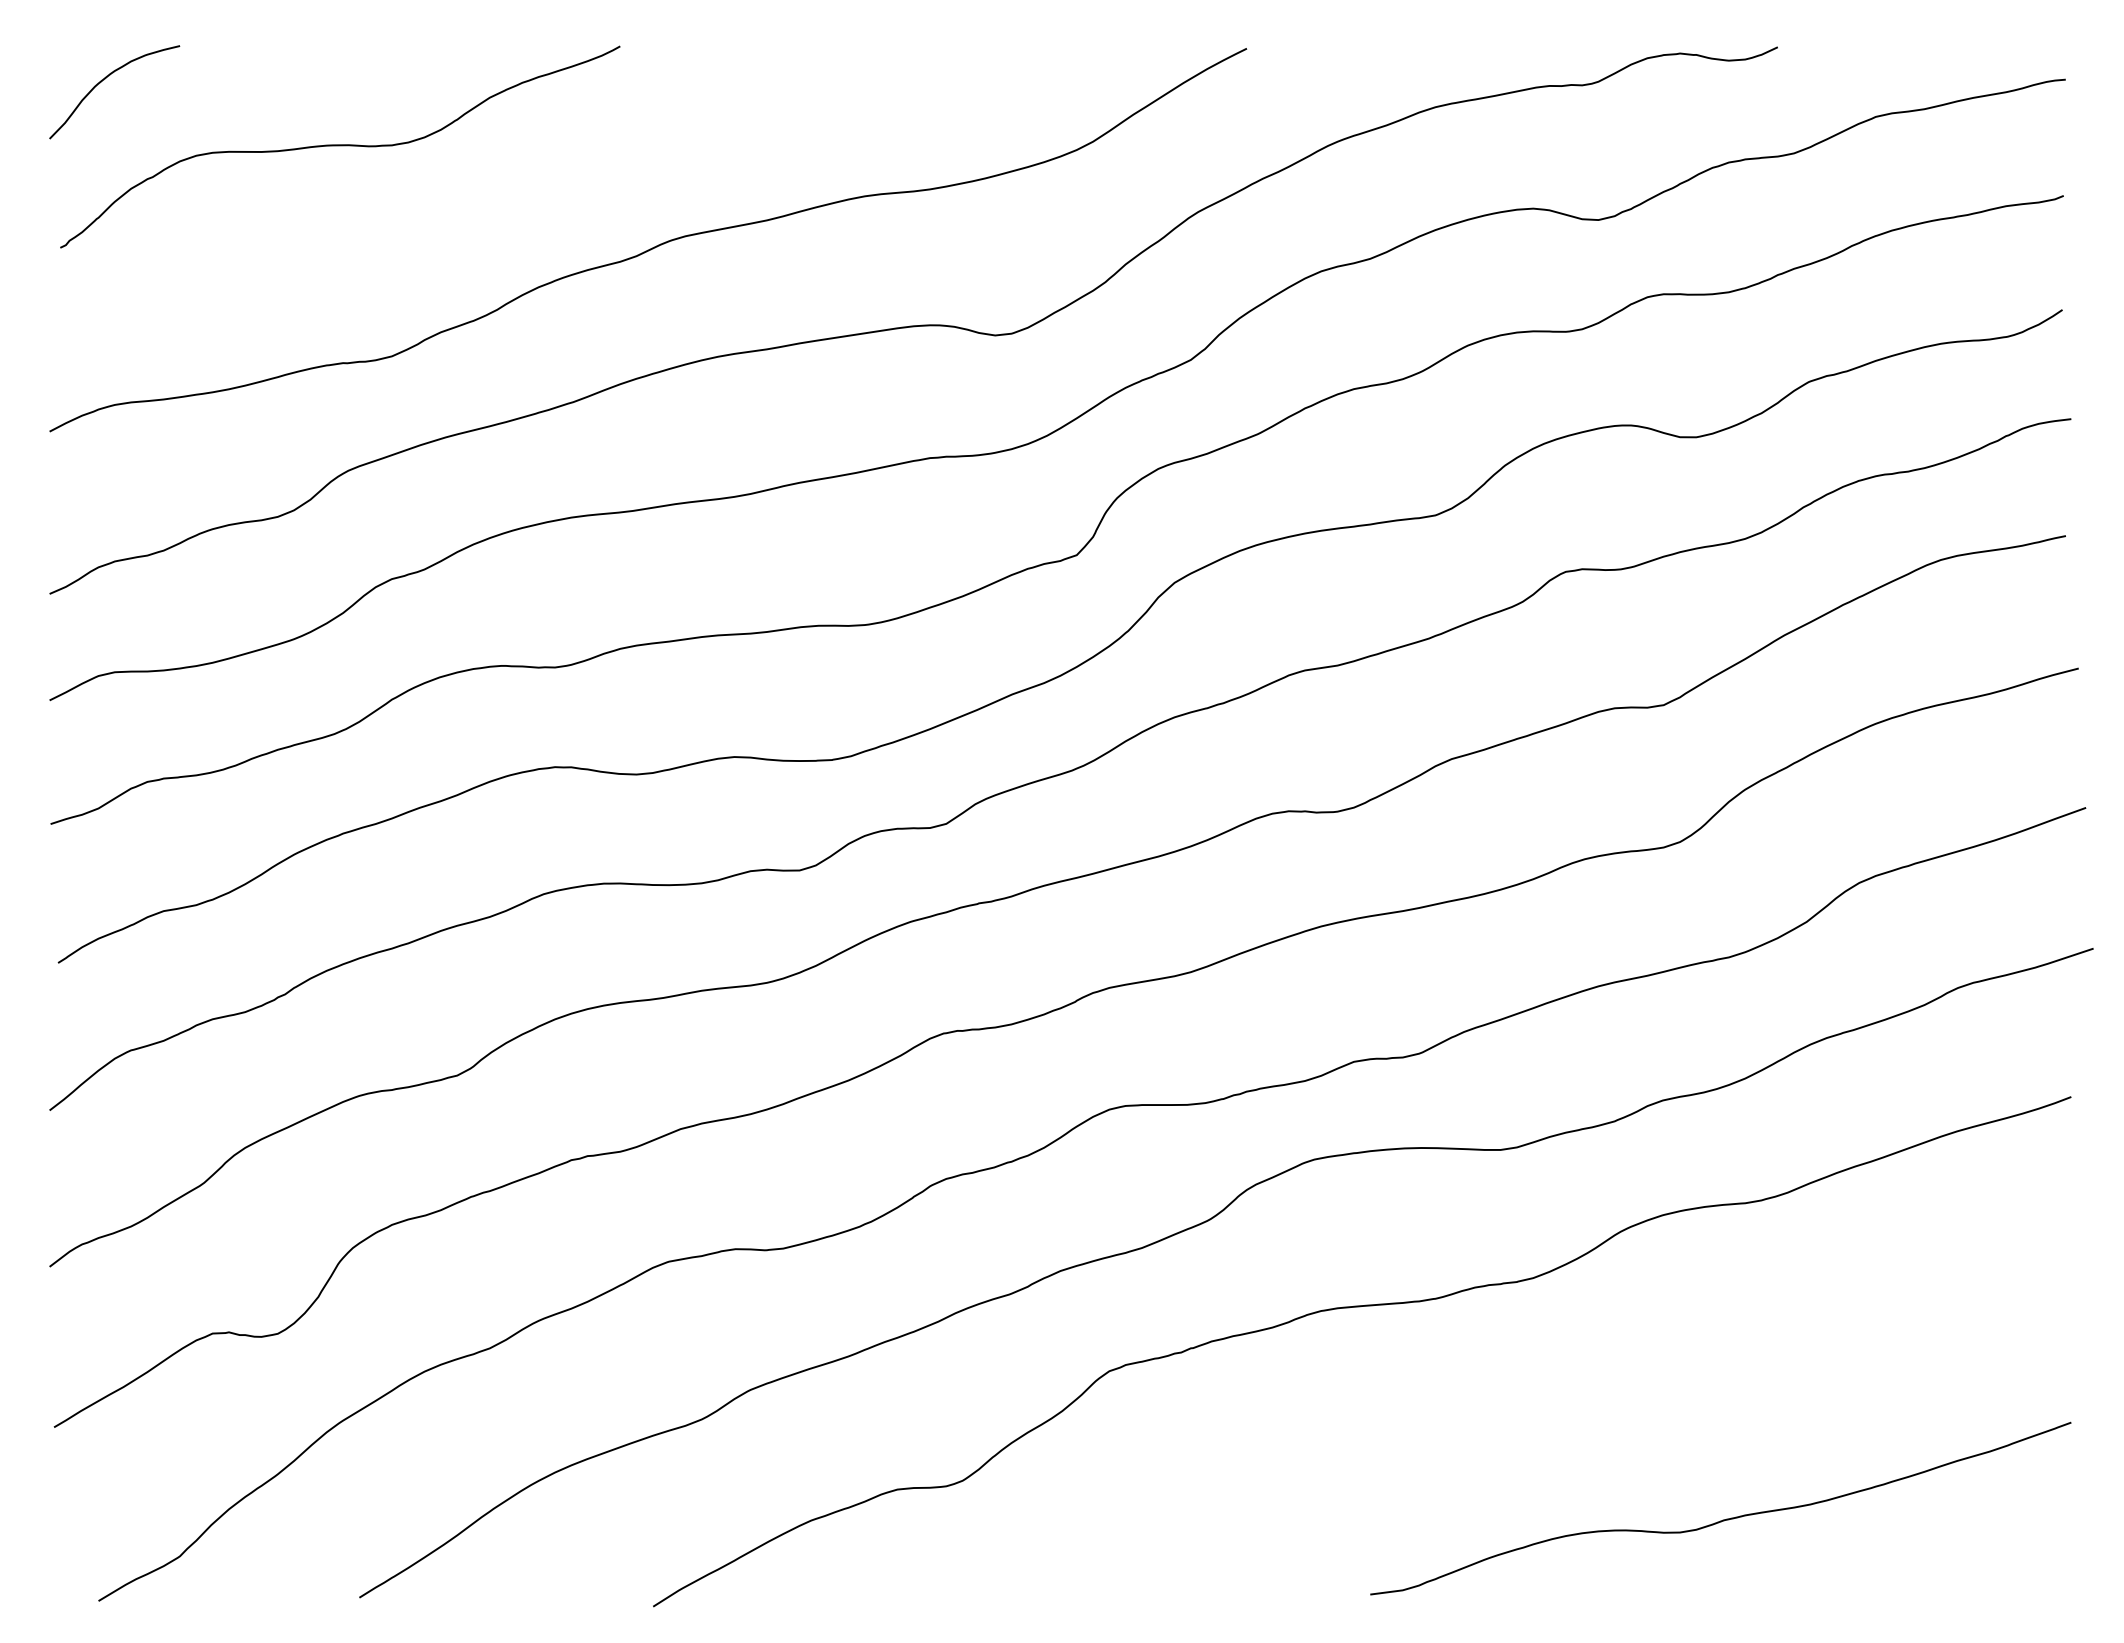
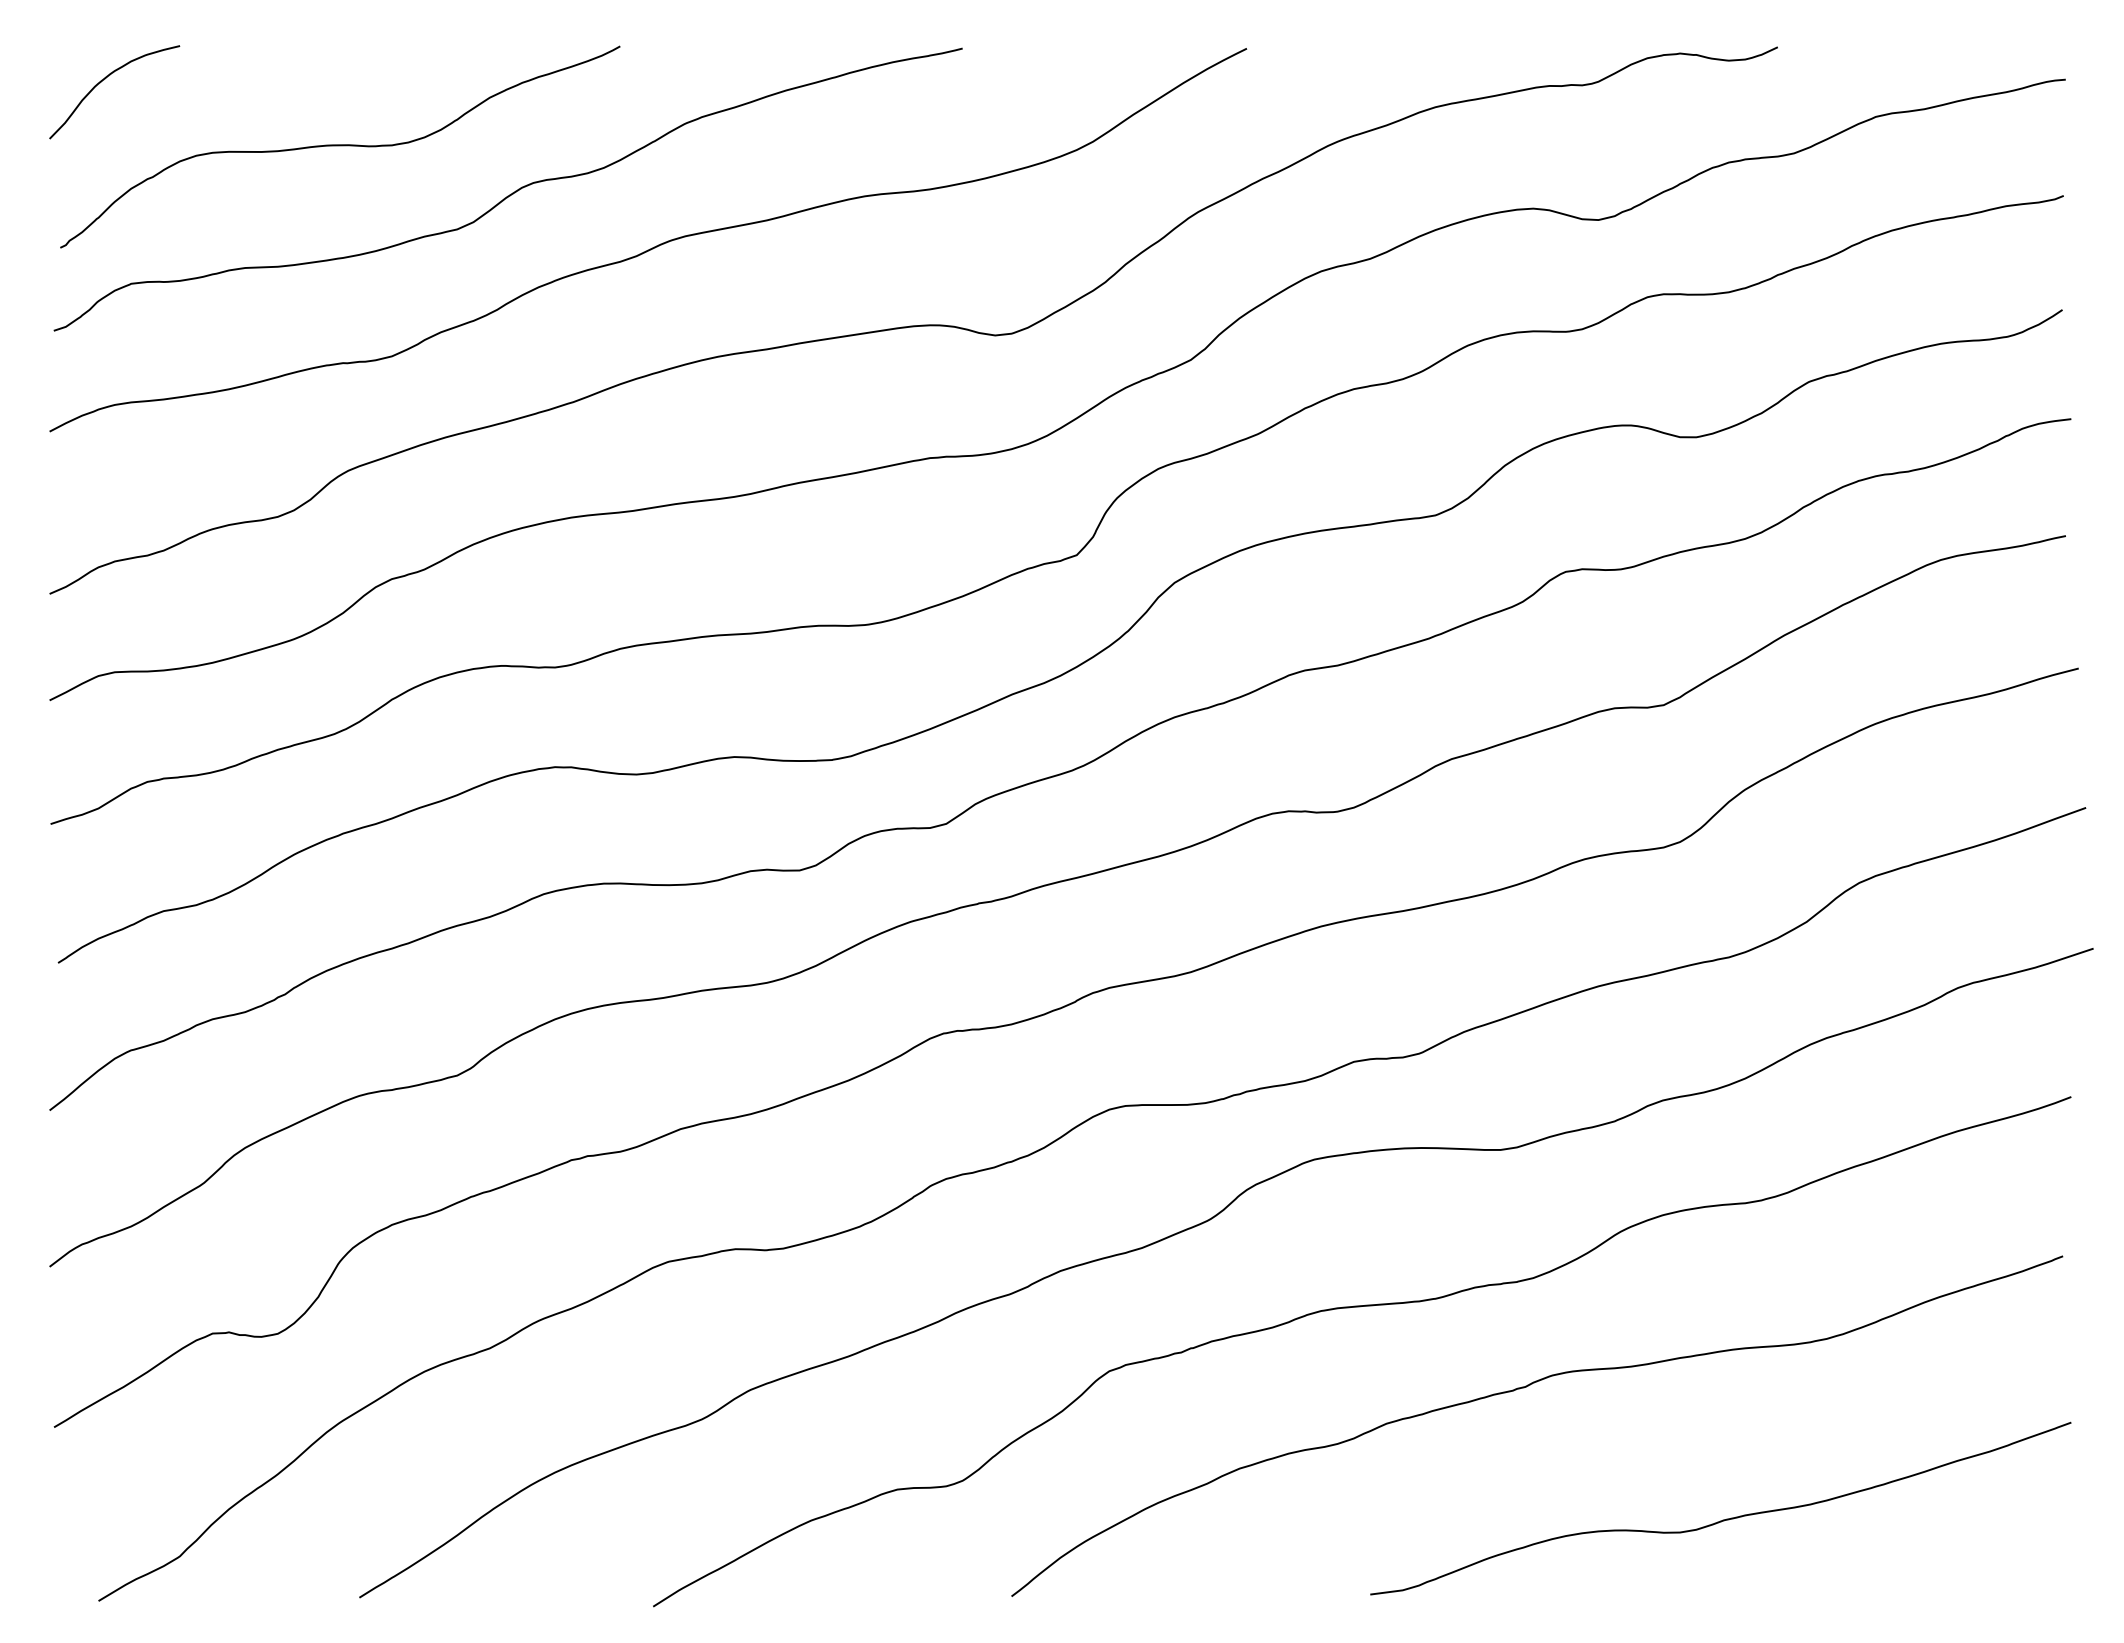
curve: none -> present (509, 194)
curve: none -> present (1524, 1388)
